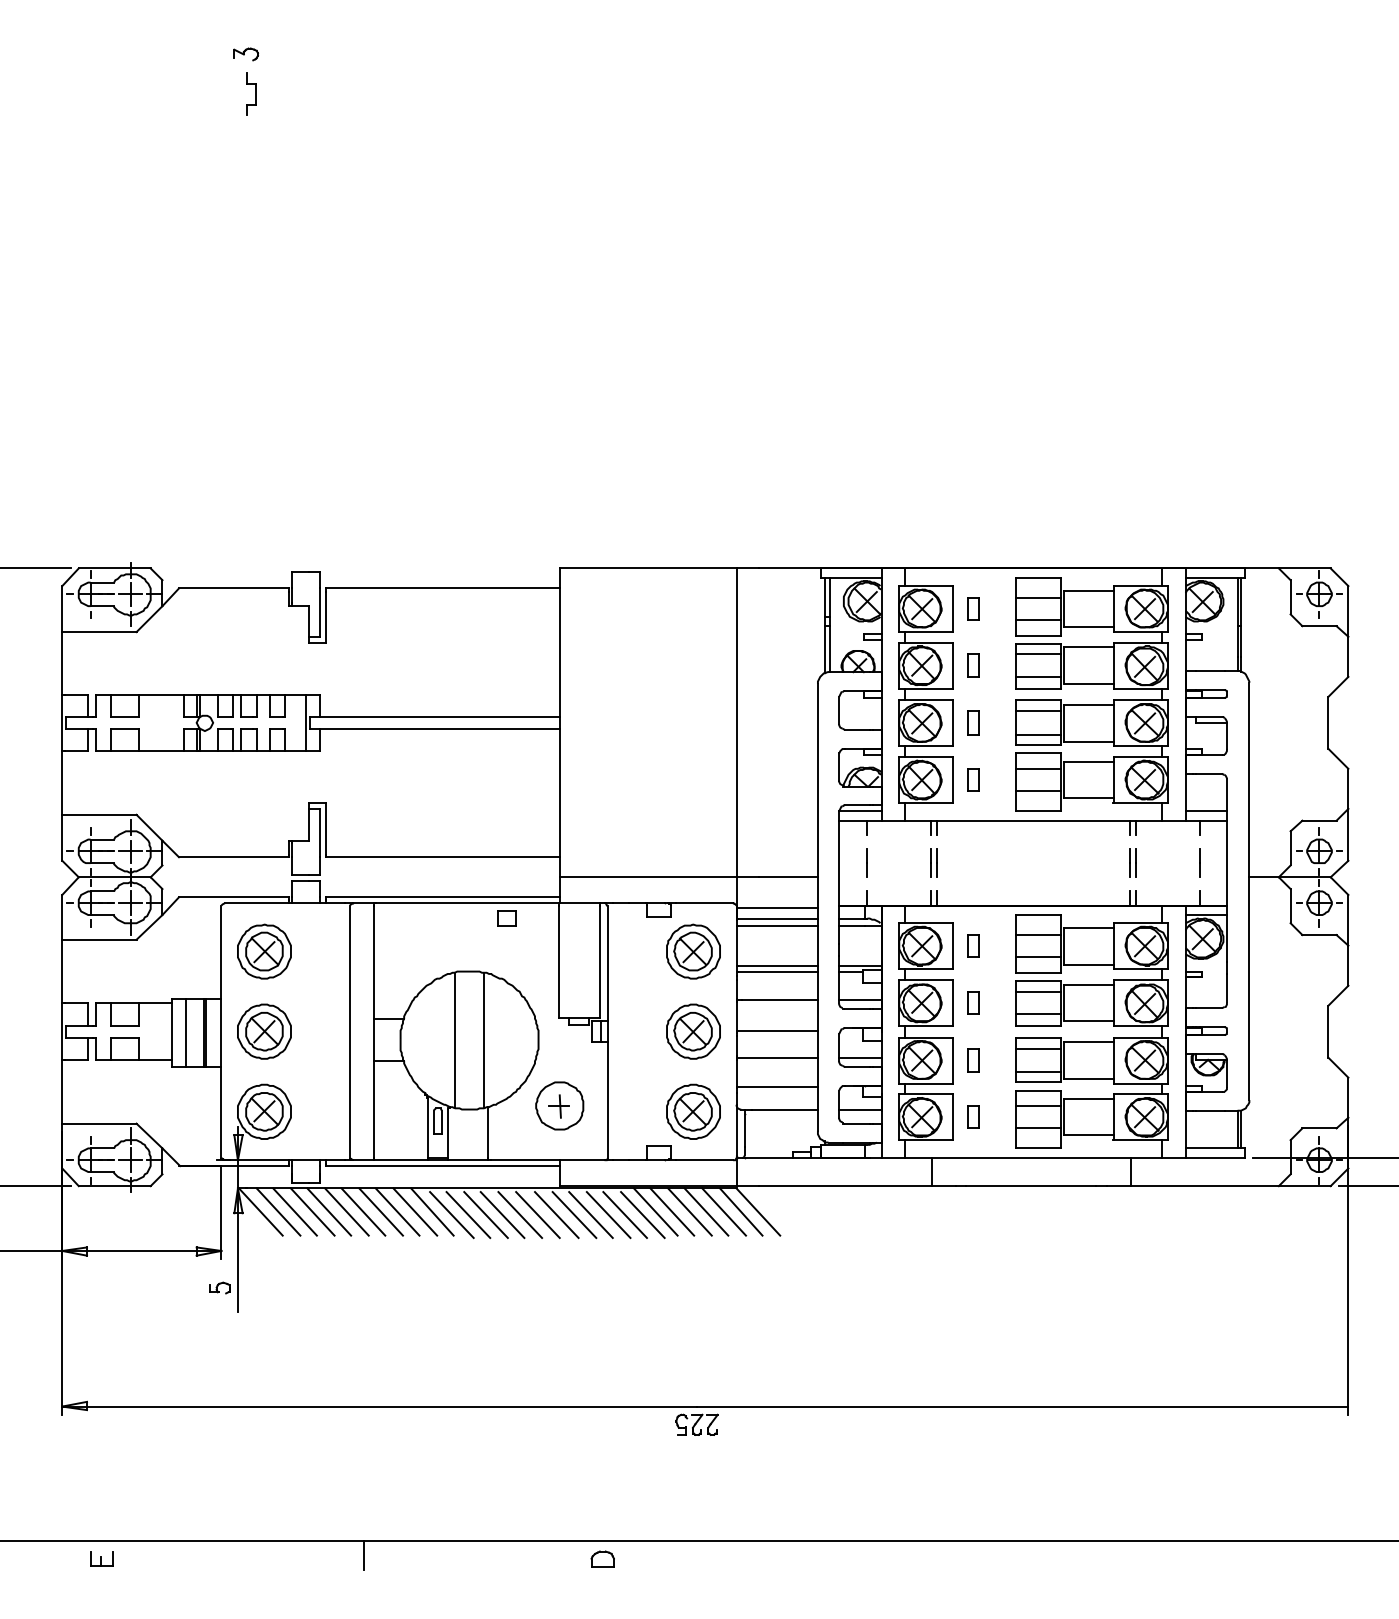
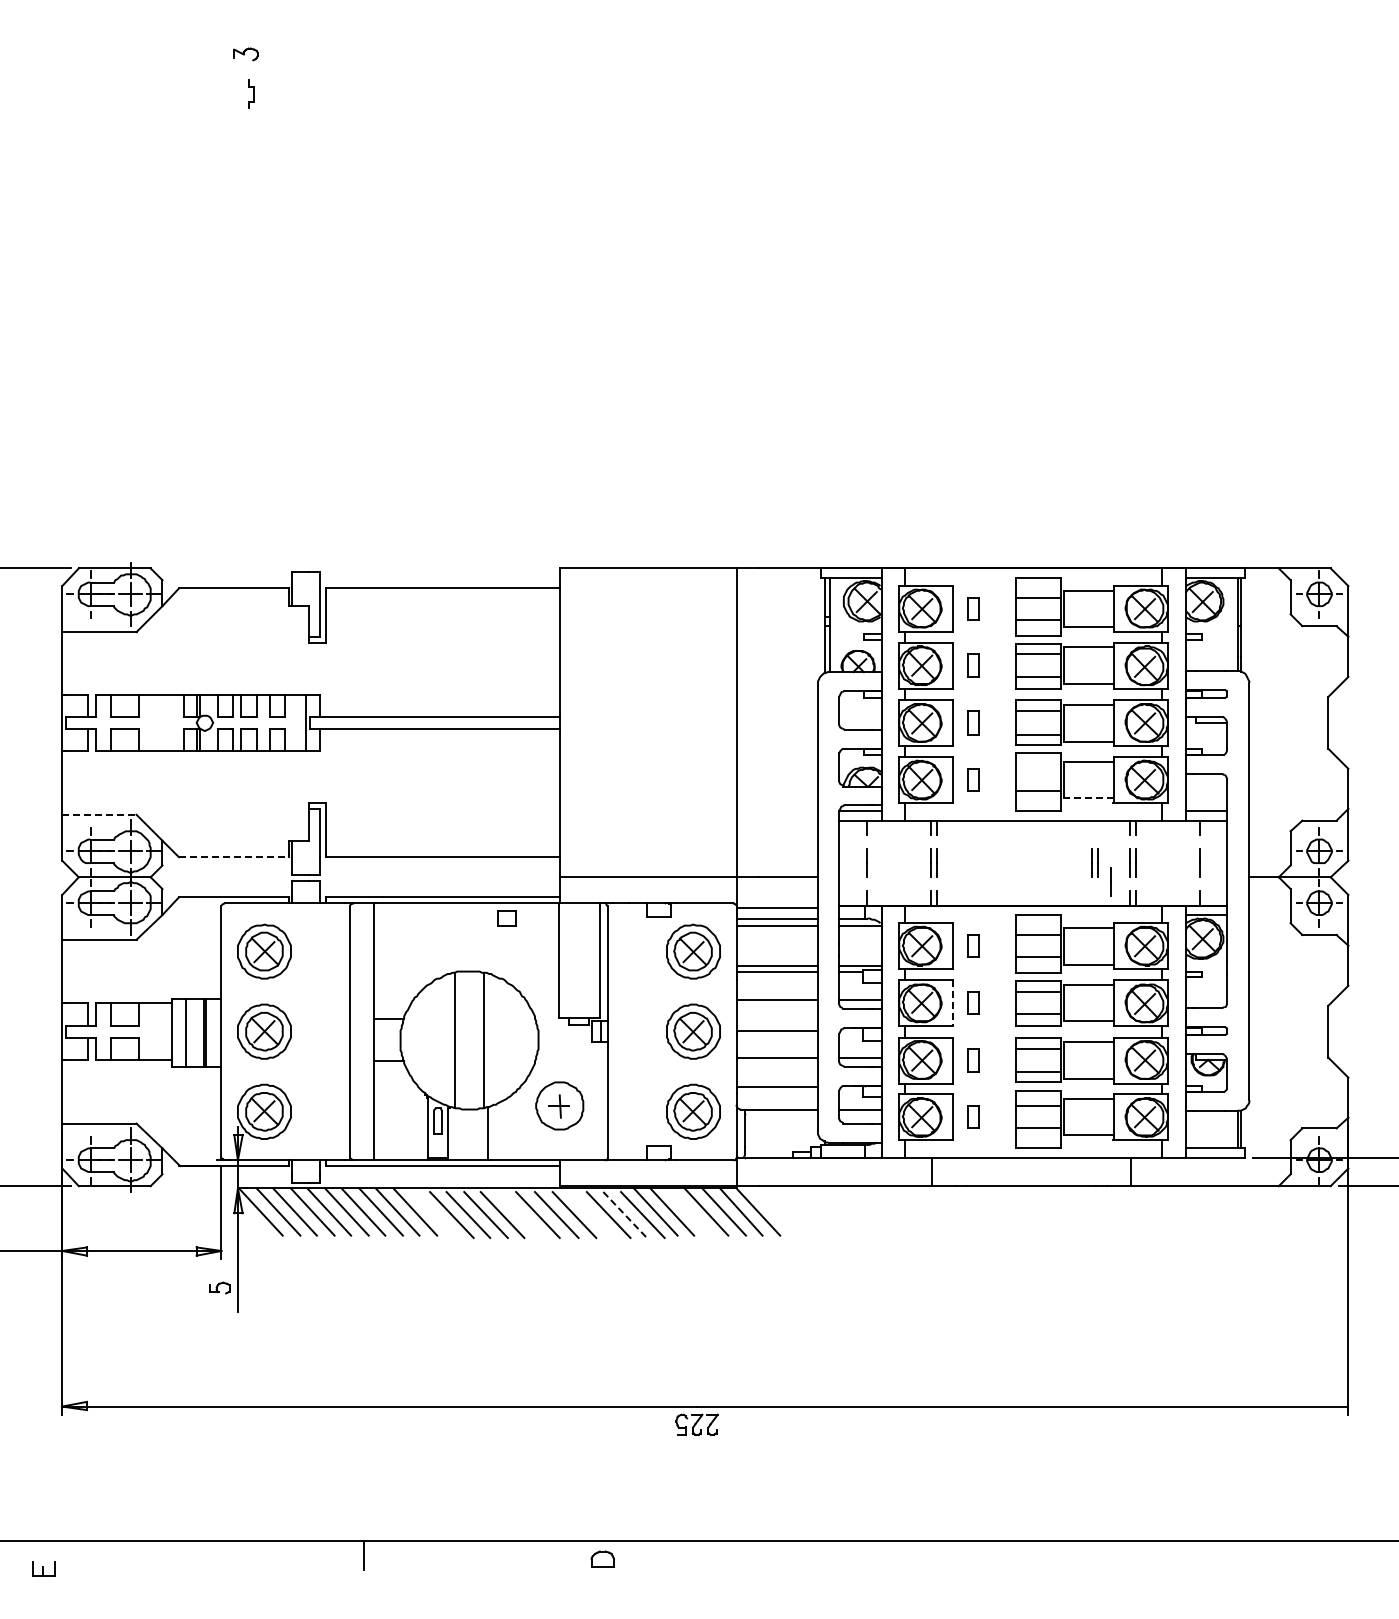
part size: 11x44 px -> 7x30 px (251, 93)
line: present -> none (1037, 768)
line: solid -> dashed (1089, 798)
line: solid -> dashed (99, 814)
line: solid -> dashed (233, 857)
part: none -> present (1094, 862)
line: none -> present (1110, 881)
line: solid -> dashed (953, 1002)
line: present -> none (432, 1211)
line: present -> none (689, 1211)
line: present -> none (520, 1215)
line: present -> none (590, 1215)
line: solid -> dashed (625, 1215)
part position: (101, 1558) -> (43, 1568) (43, 1568)
